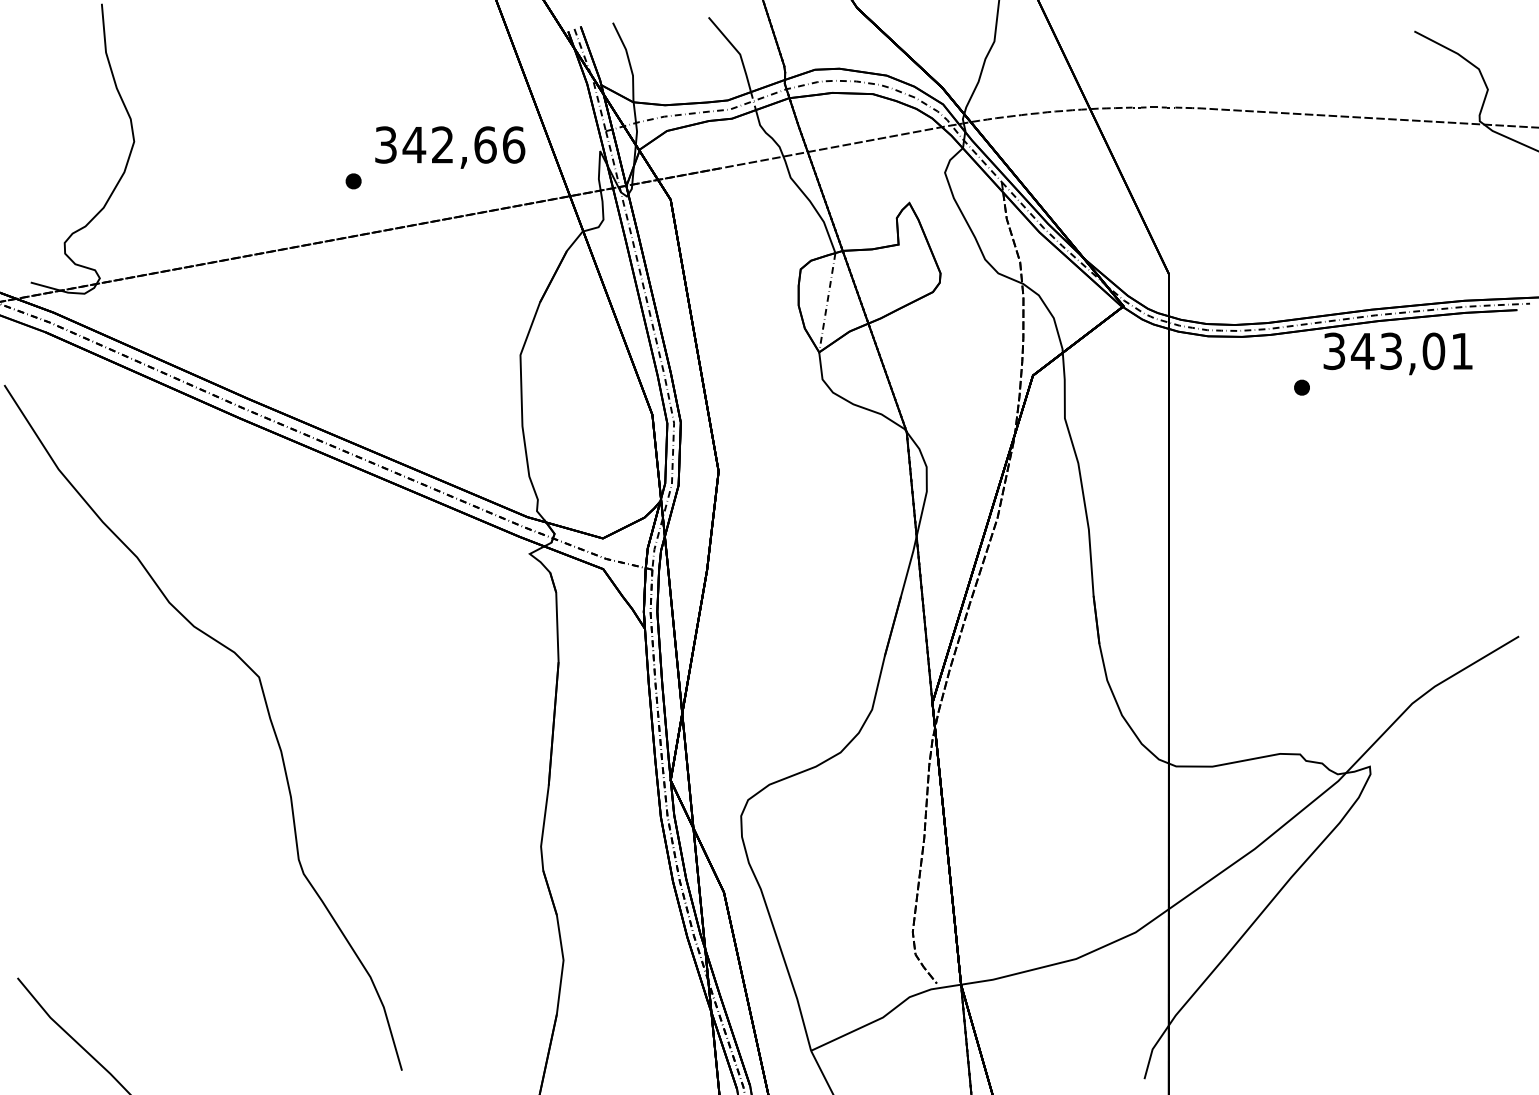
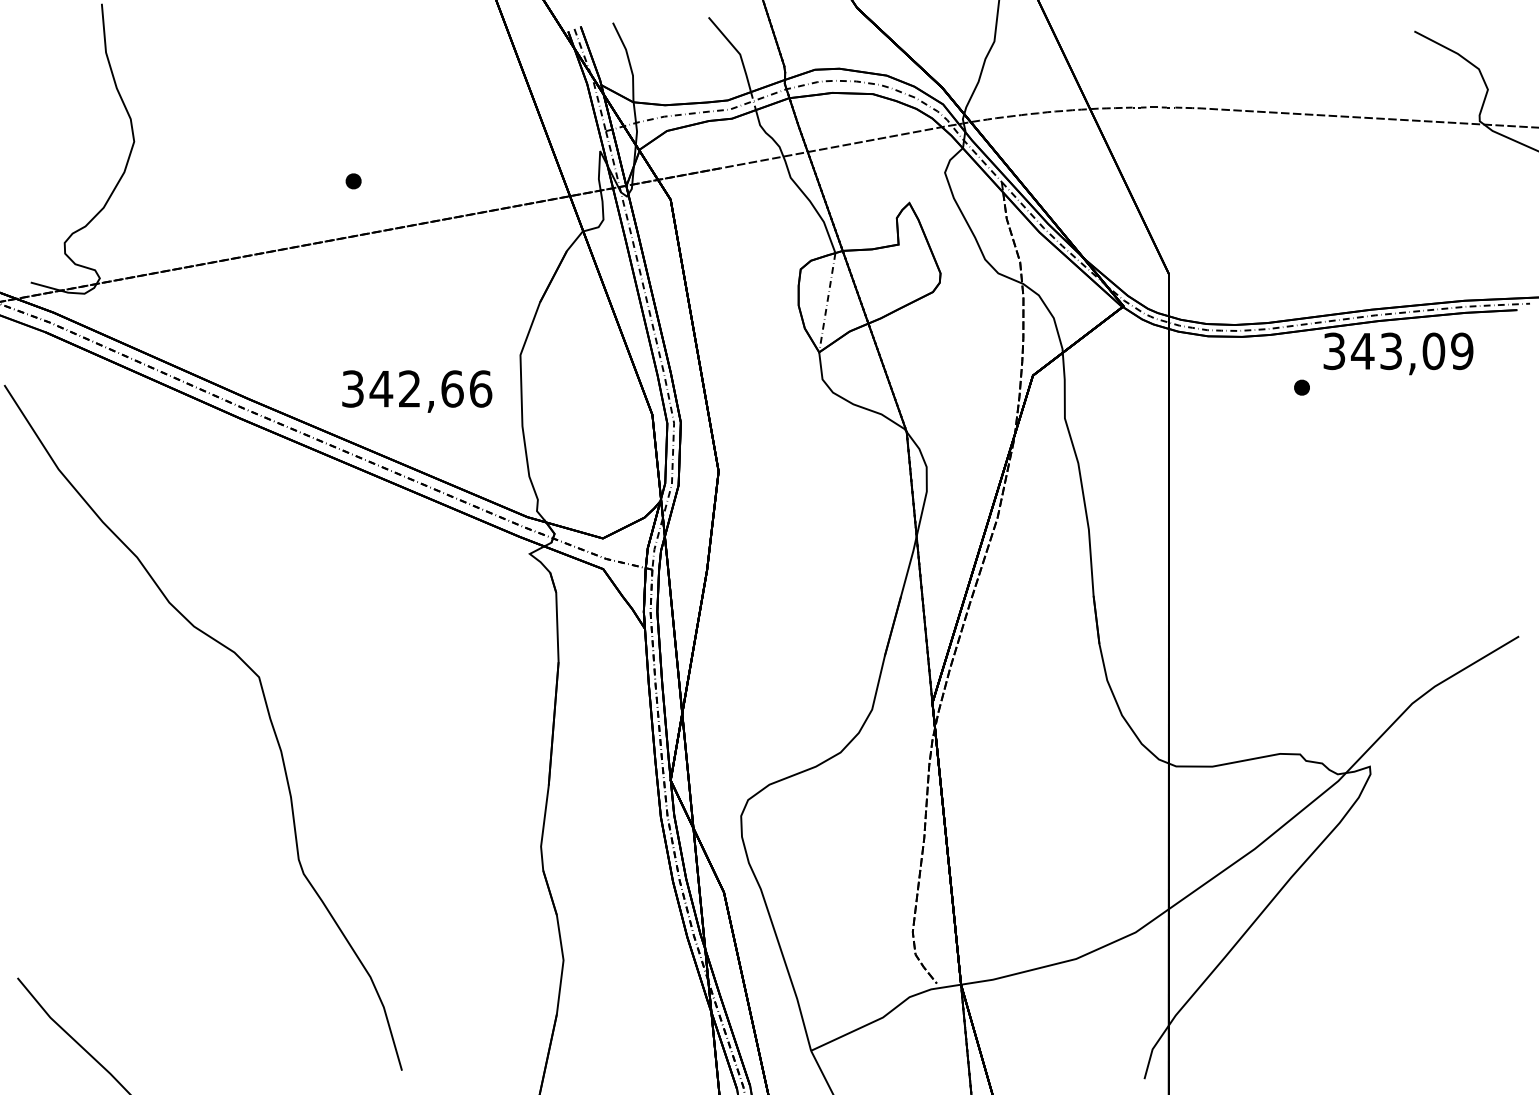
text position: (450, 147) -> (417, 391) (417, 391)
text: 343,01 -> 343,09 (1462, 351)
